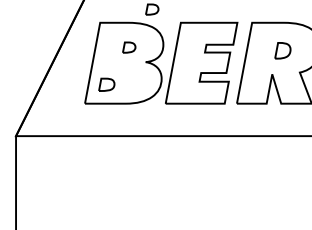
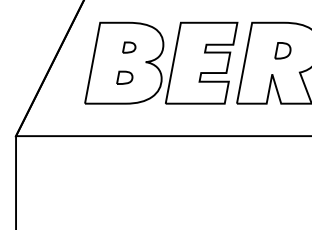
part: present -> none (152, 9)
part position: (106, 84) -> (124, 77) (124, 77)
